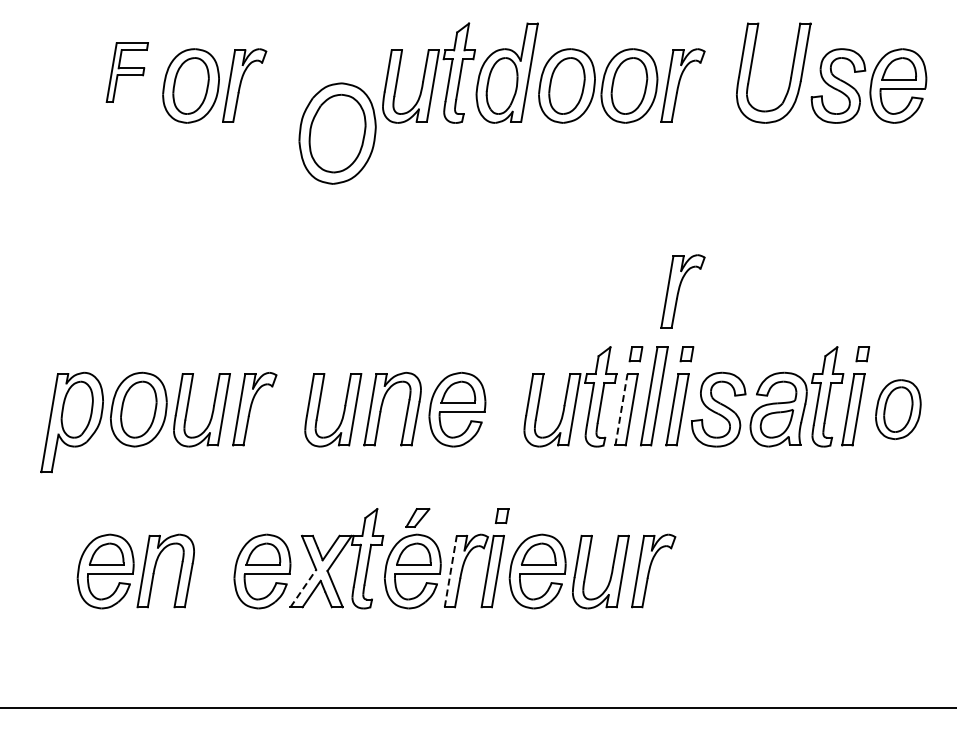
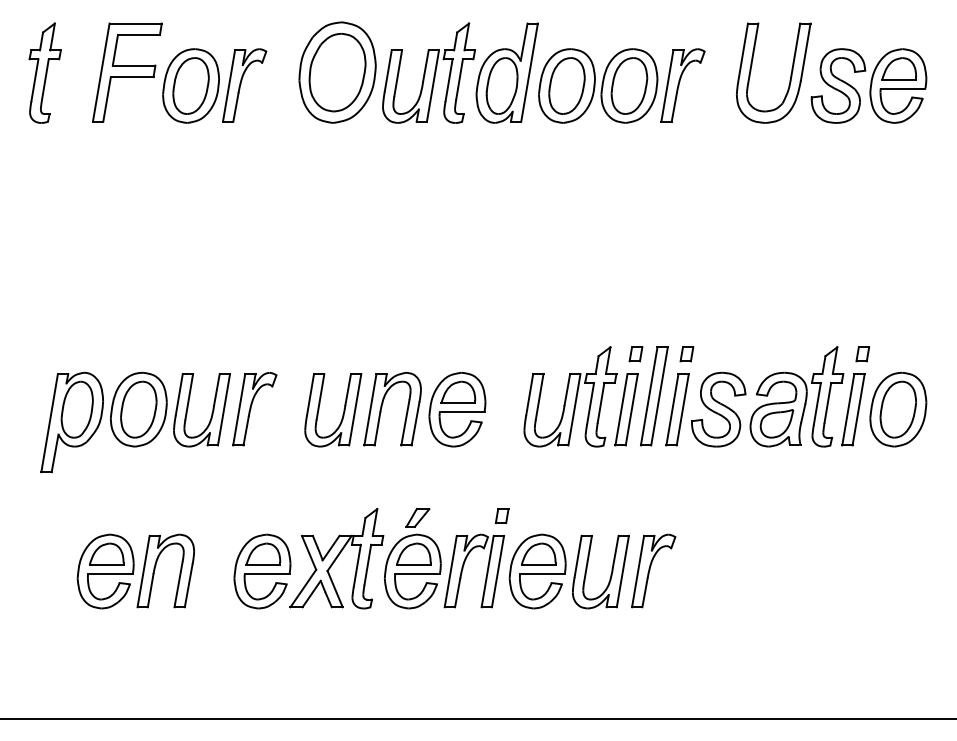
part: none -> present (44, 72)
part size: 44x61 px -> 71x101 px (127, 72)
part position: (337, 133) -> (337, 72) (337, 72)
part: present -> none (682, 291)
line: dashed -> solid (621, 409)
part size: 47x61 px -> 59x77 px (898, 409)
line: dashed -> solid (450, 571)
line: dashed -> solid (303, 588)
line position: (477, 707) -> (477, 718) (477, 718)
